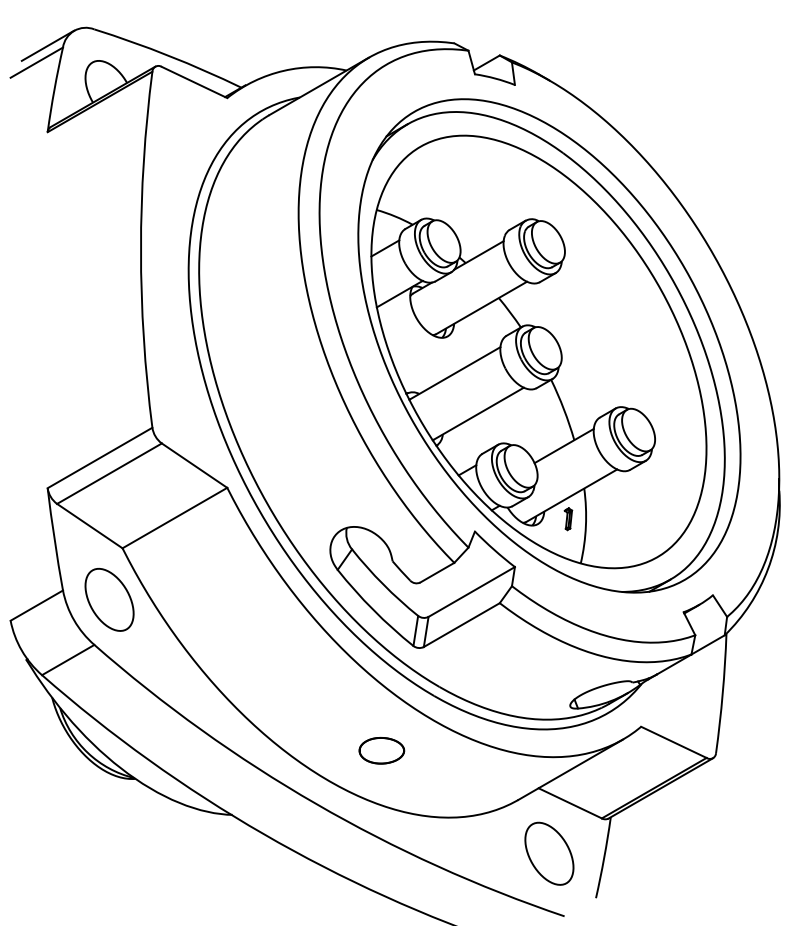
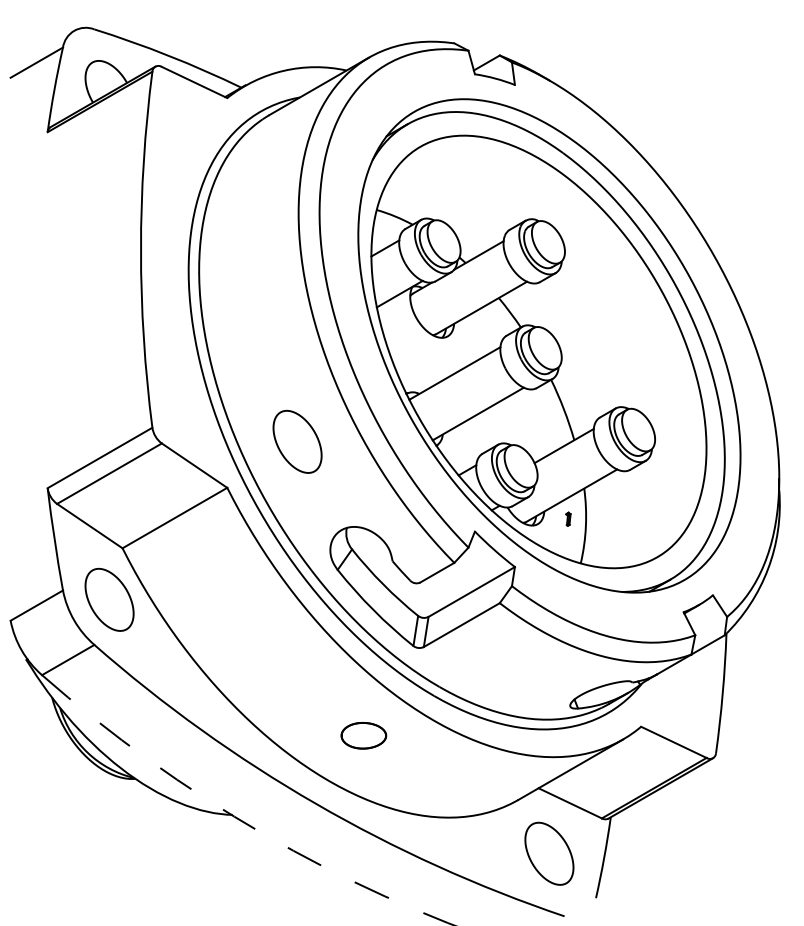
line: present -> none (47, 45)
part: none -> present (297, 441)
part size: 11x25 px -> 7x16 px (568, 518)
part position: (381, 750) -> (363, 735) (363, 735)
arc: solid -> dashed (237, 818)
